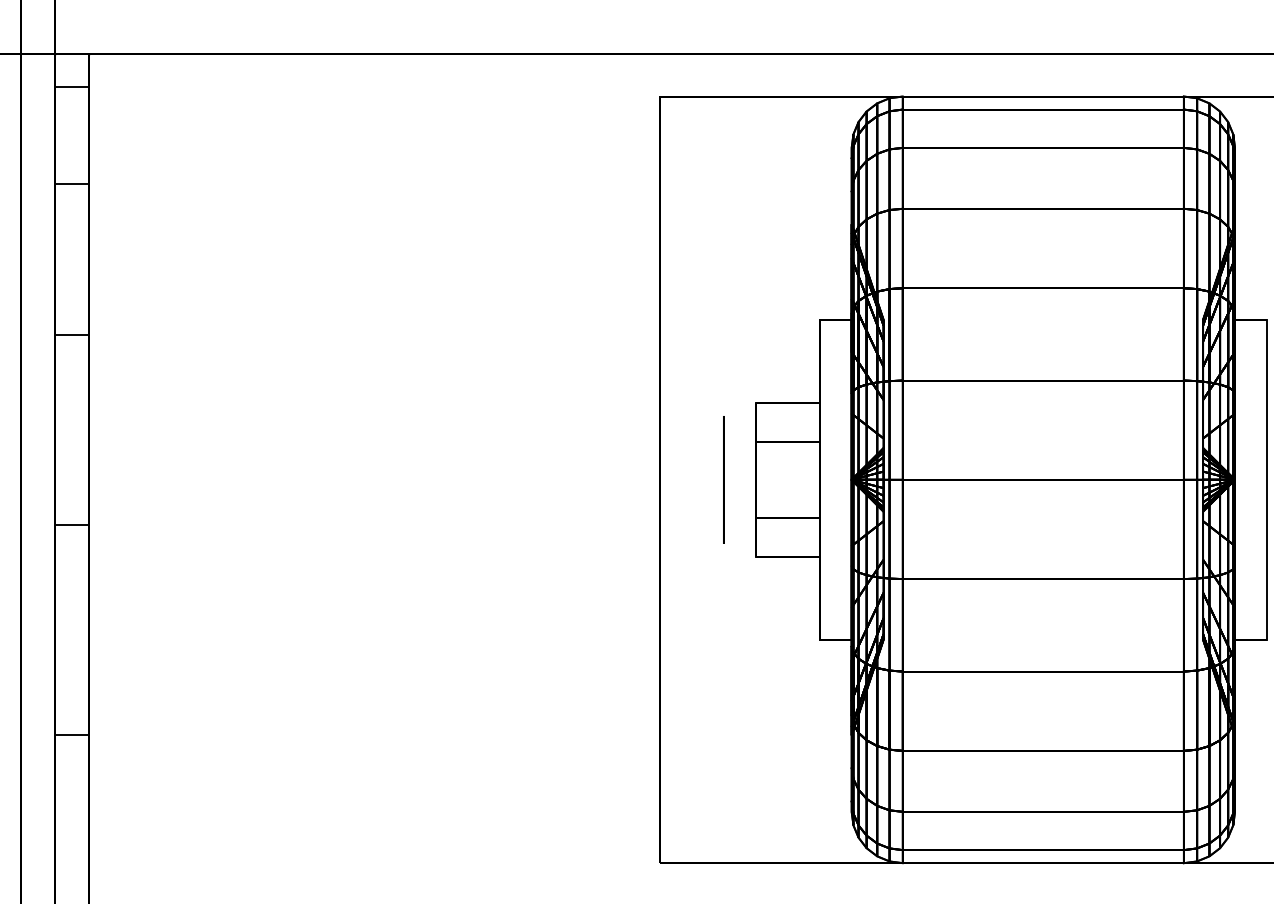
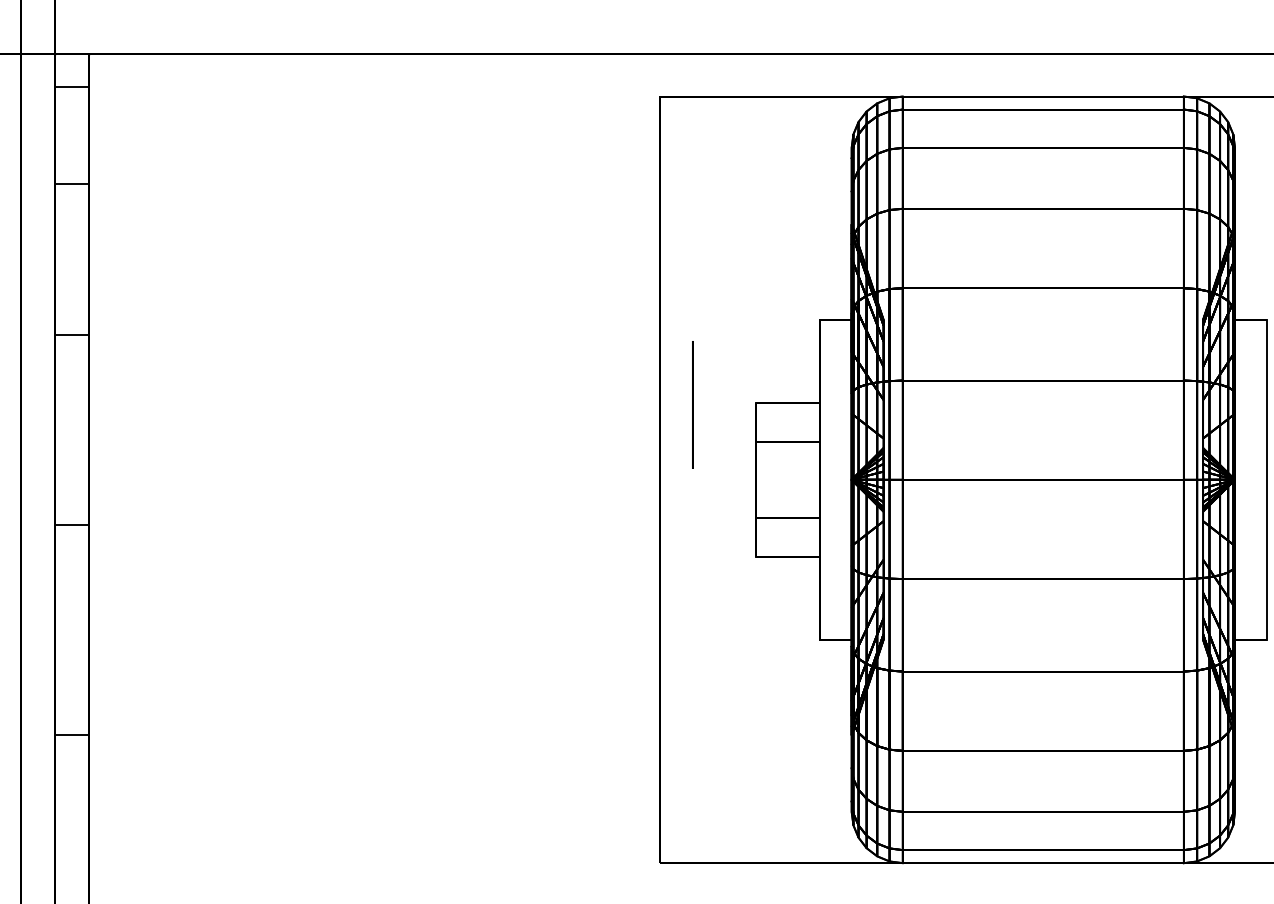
circle position: (723, 479) -> (692, 404) (692, 404)
